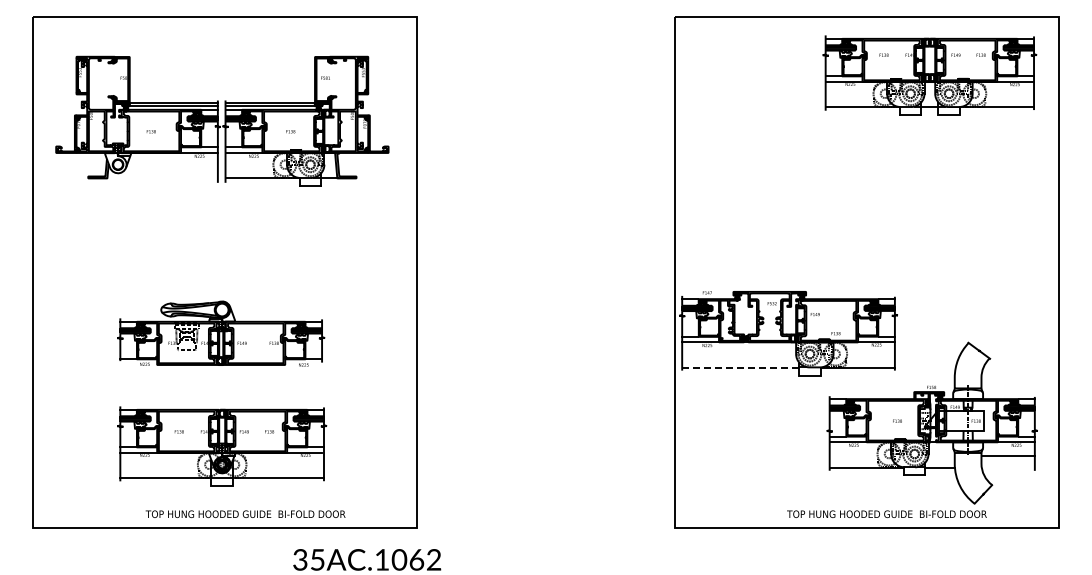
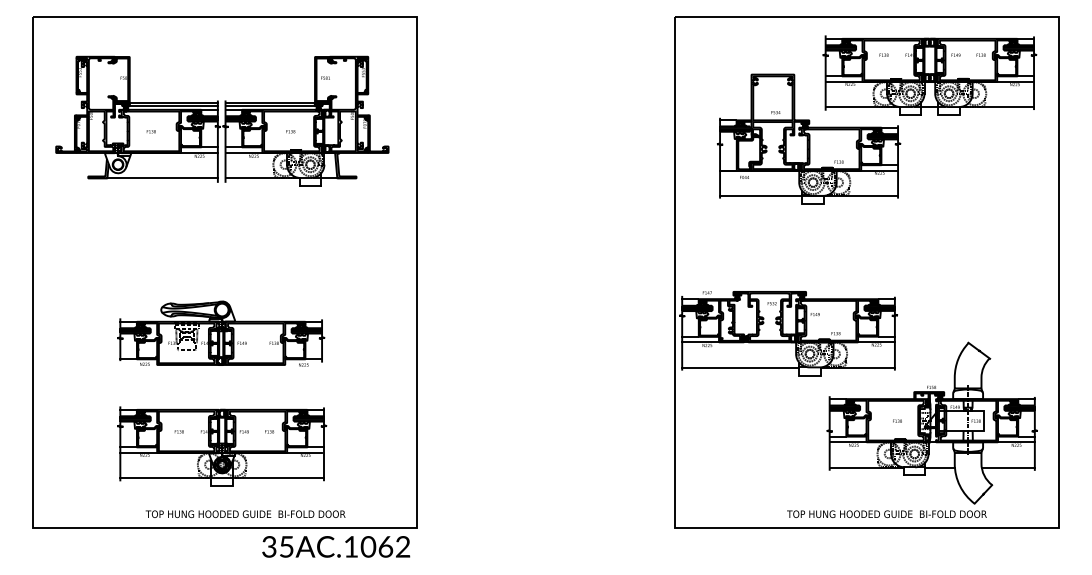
part: none -> present (809, 138)
line: none -> present (161, 178)
line: dashed -> solid (740, 367)
line position: (1007, 455) -> (1007, 467) (1007, 467)
text position: (367, 559) -> (336, 546) (336, 546)
